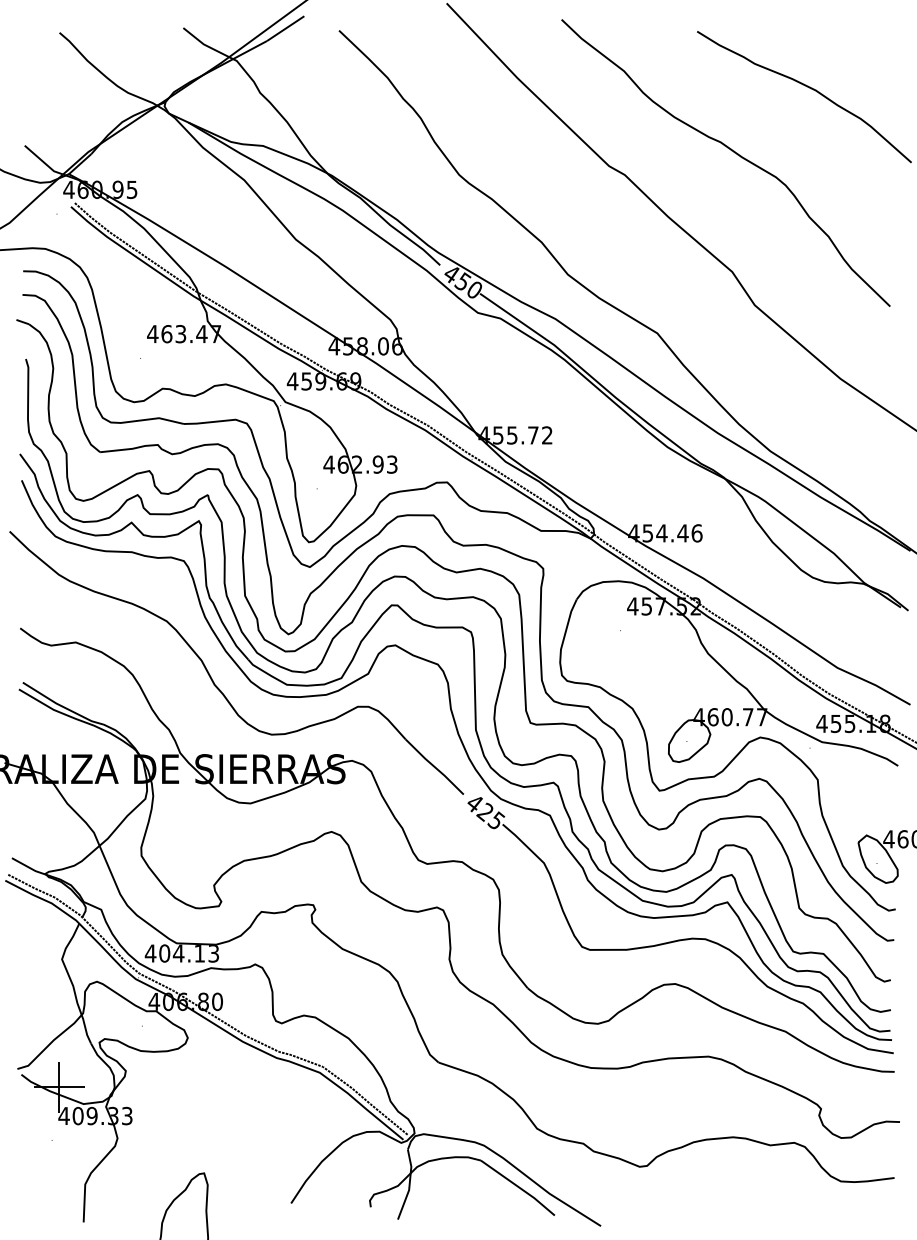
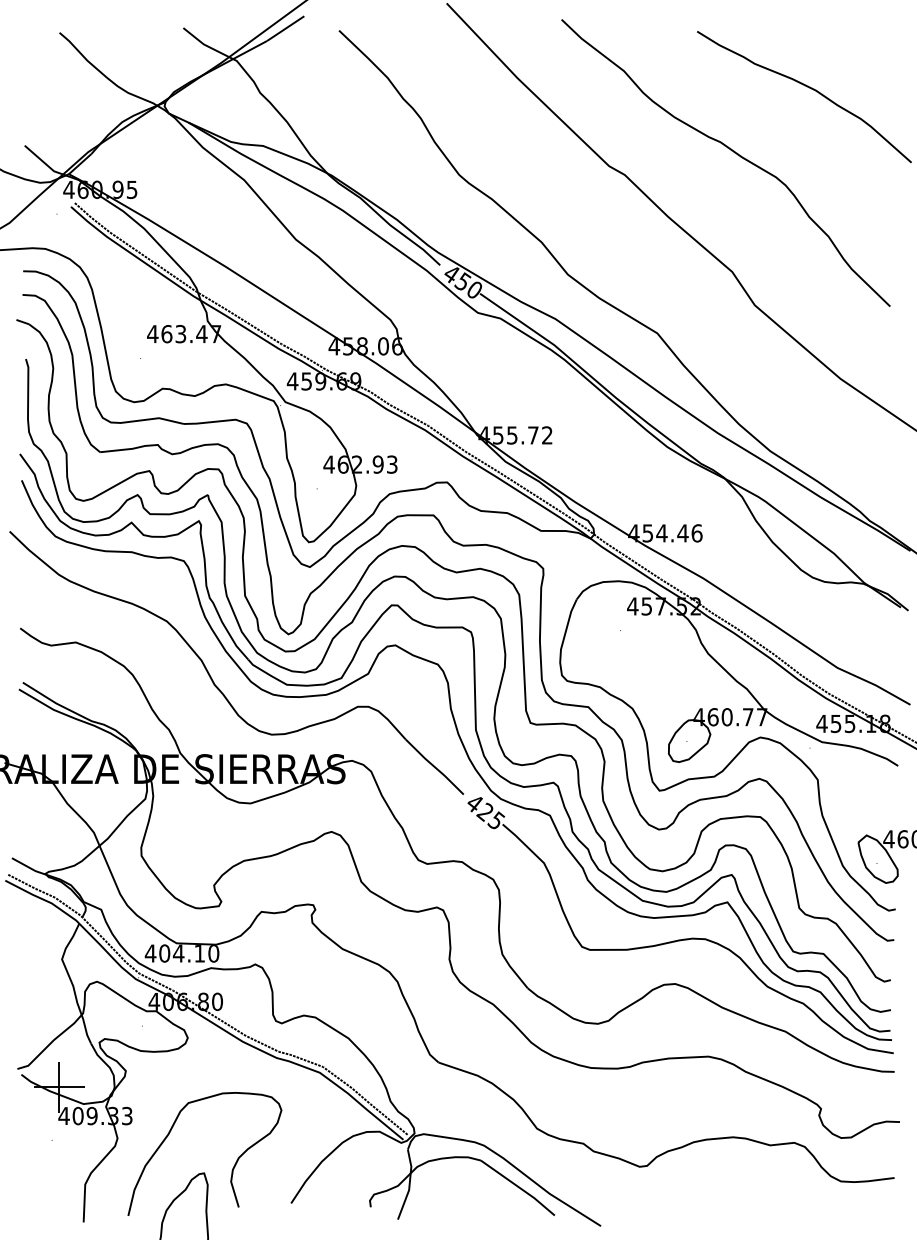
text: 404.13 -> 404.10 (213, 953)
curve: none -> present (232, 1168)
